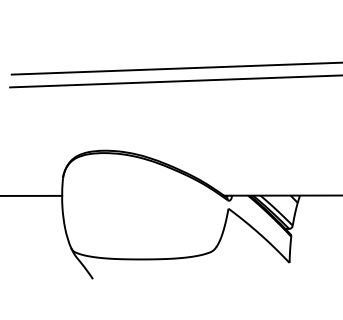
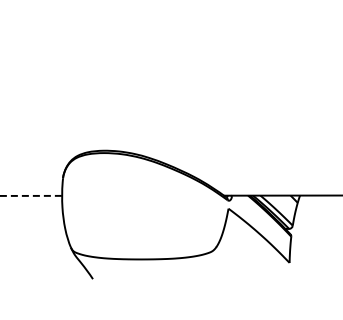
line: present -> none (175, 68)
line: present -> none (174, 81)
line: solid -> dashed (31, 195)
